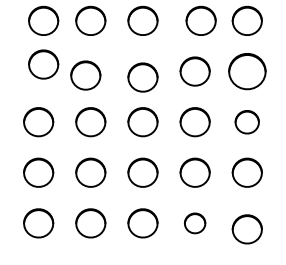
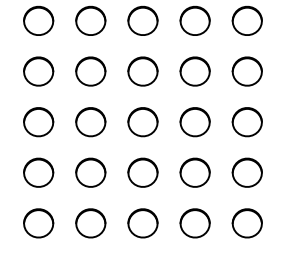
part position: (43, 20) -> (38, 20) (38, 20)
part position: (200, 20) -> (194, 20) (194, 20)
part position: (43, 64) -> (38, 71) (38, 71)
part size: 39x38 px -> 32x31 px (246, 71)
part position: (85, 75) -> (90, 71) (90, 71)
part position: (142, 77) -> (142, 71) (142, 71)
part size: 26x25 px -> 32x31 px (246, 122)
part size: 23x23 px -> 32x31 px (194, 223)
part position: (246, 229) -> (246, 223) (246, 223)
